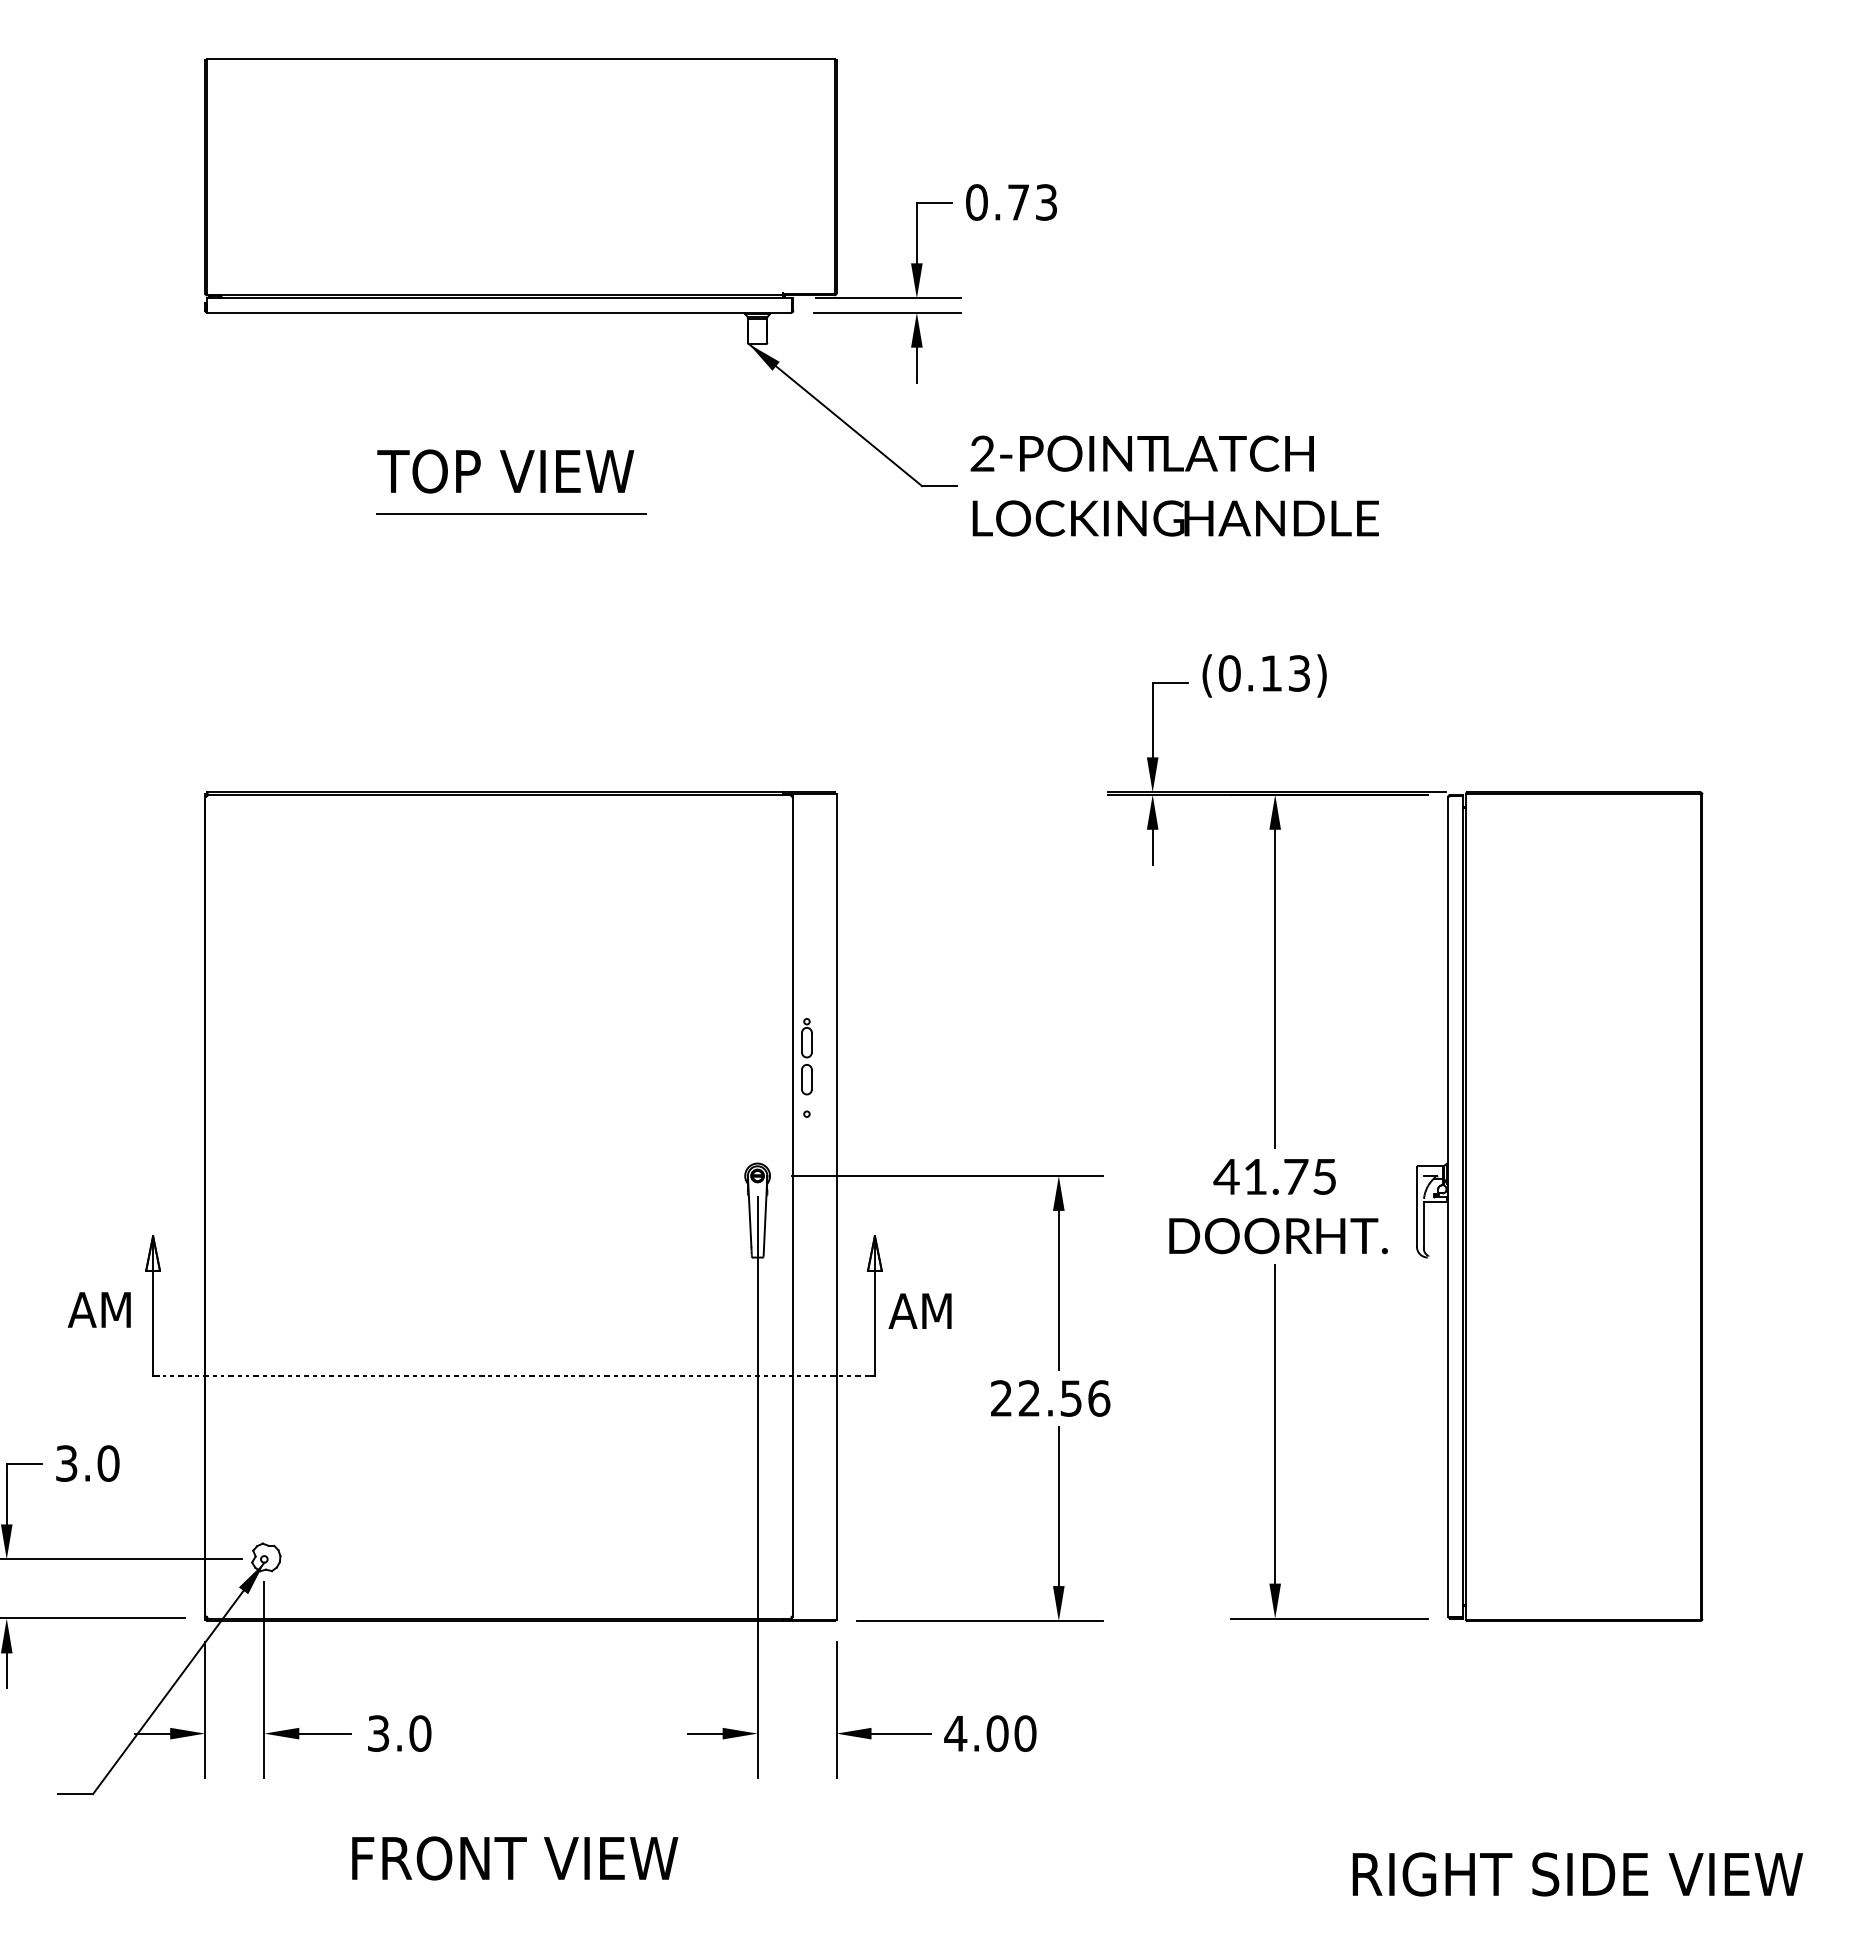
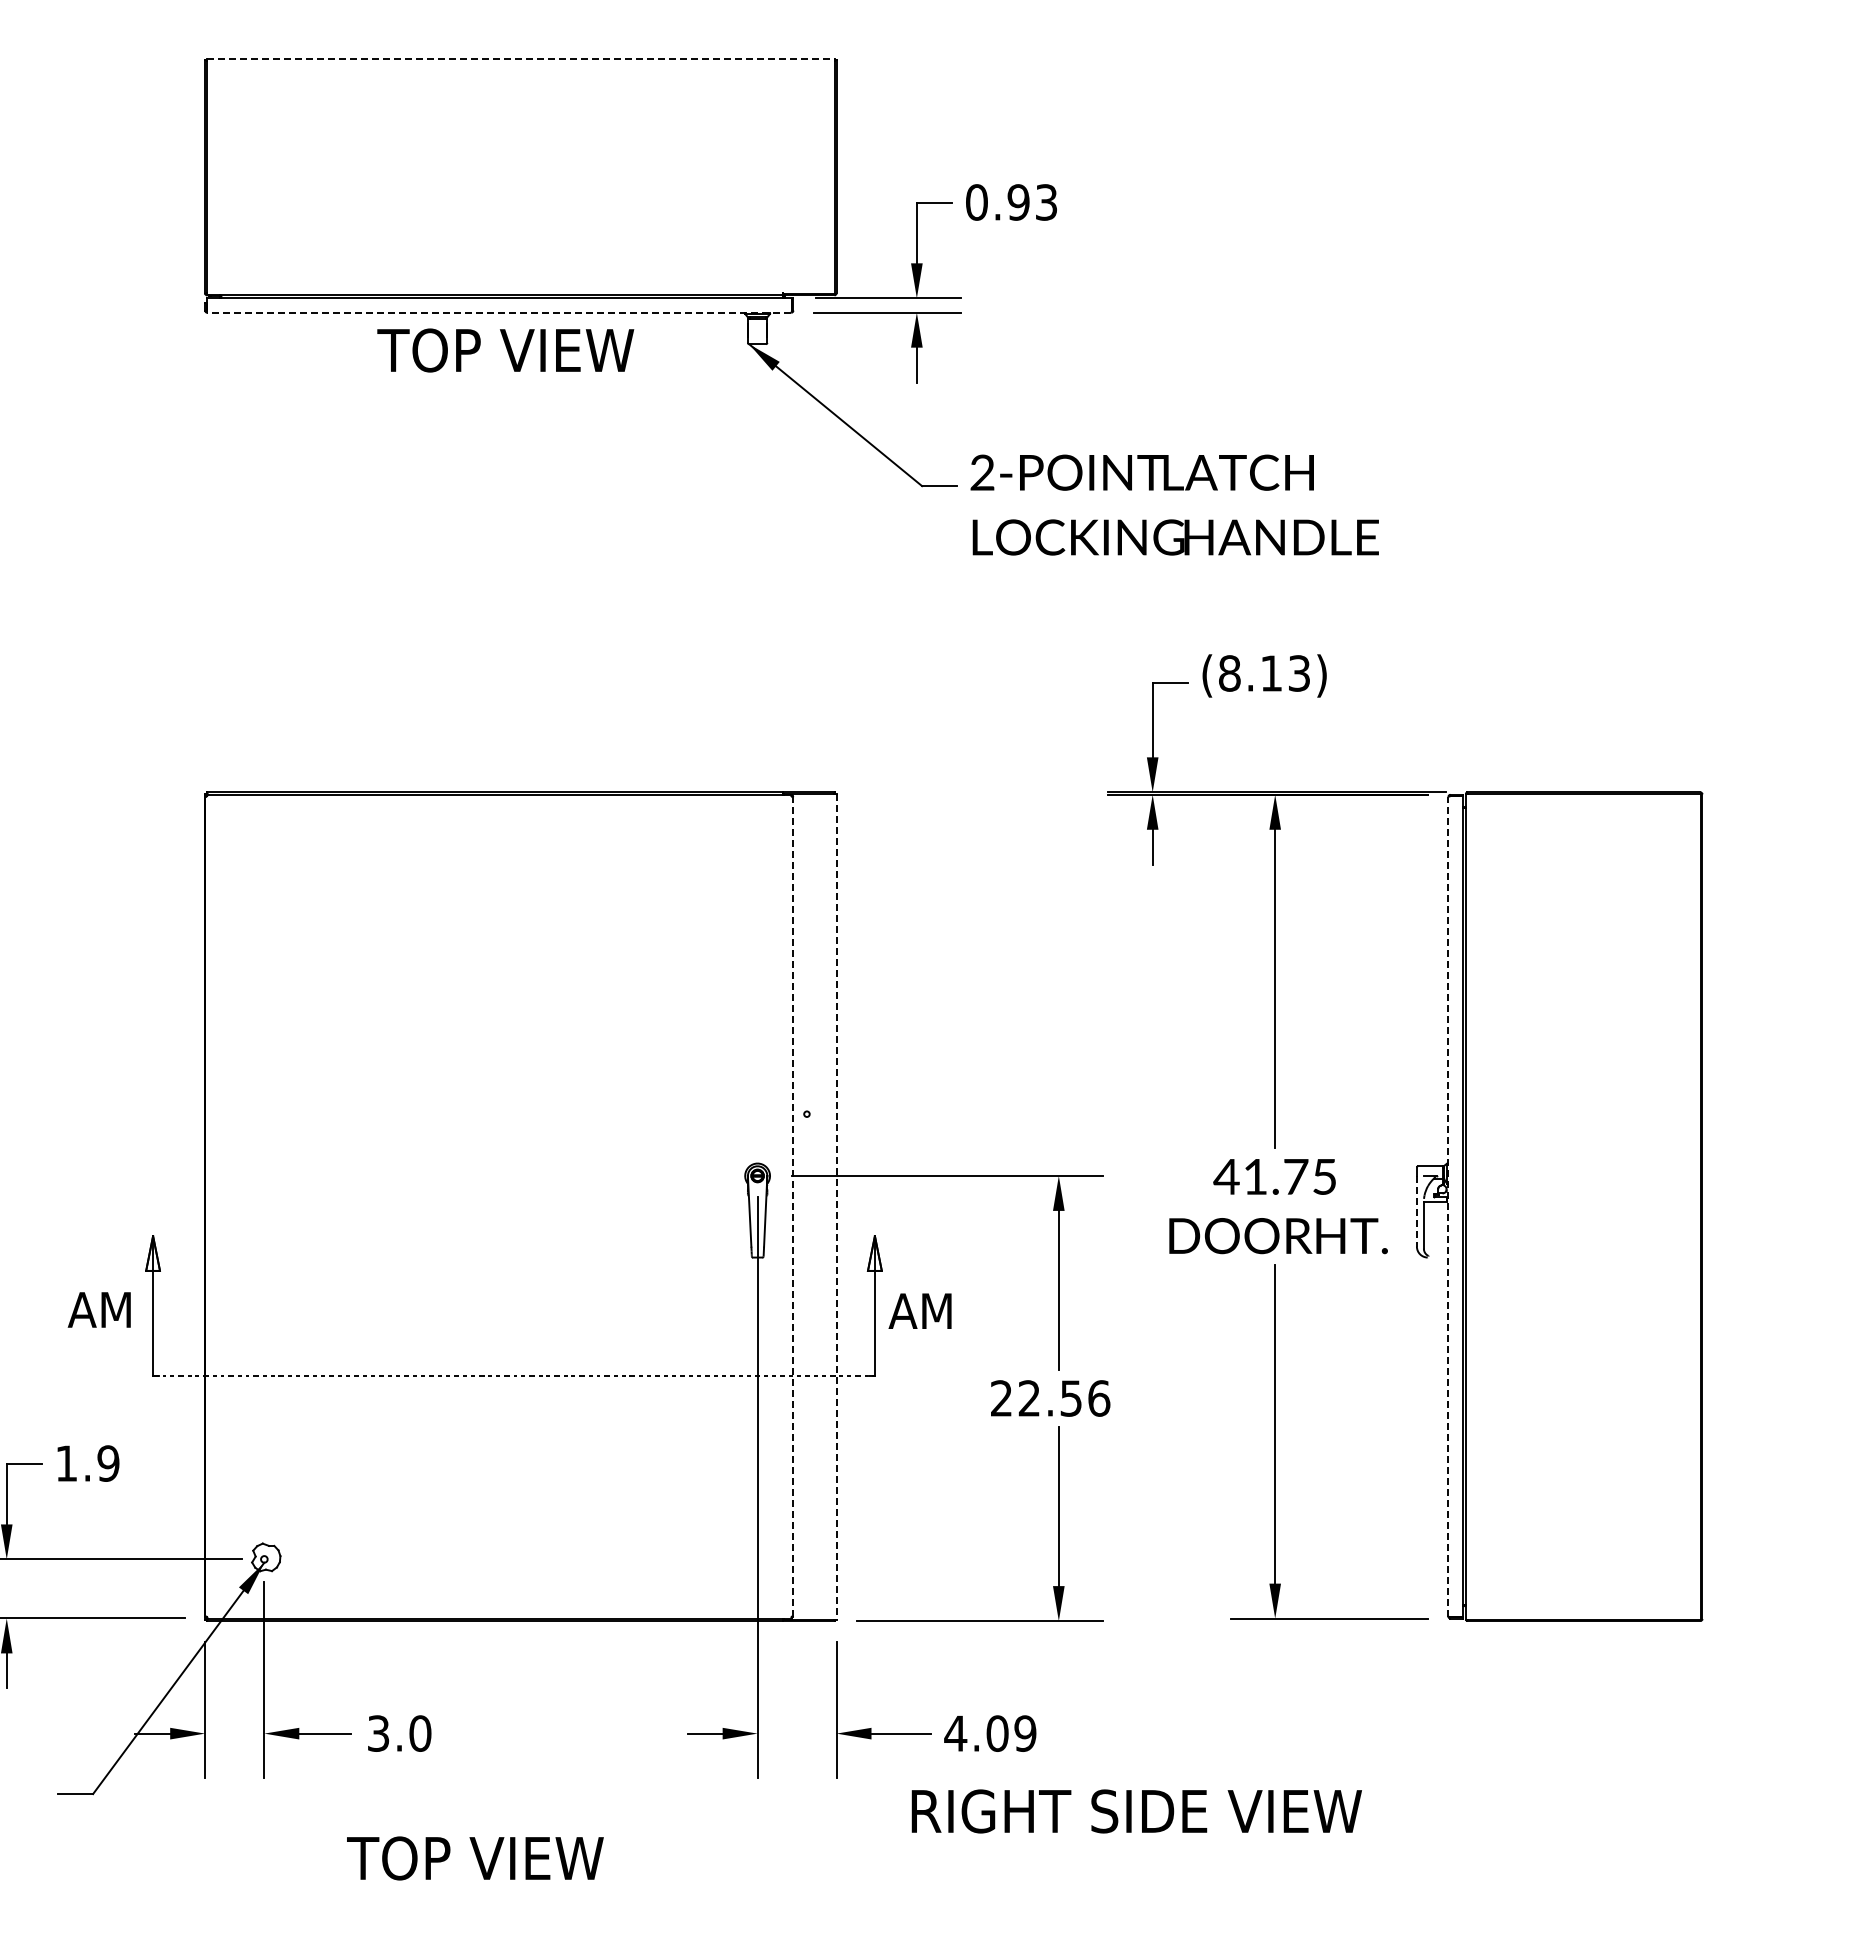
line: solid -> dashed (521, 58)
text: 0.73 -> 0.93 (1018, 202)
line: solid -> dashed (498, 312)
text position: (505, 471) -> (505, 350) (505, 350)
text position: (1174, 485) -> (1174, 504) (1174, 504)
line: present -> none (511, 513)
text: (0.13) -> (8.13) (1229, 673)
part: present -> none (806, 1056)
line: solid -> dashed (836, 1206)
line: solid -> dashed (1448, 1206)
line: solid -> dashed (793, 1207)
line: solid -> dashed (1416, 1212)
text: 3.0 -> 1.9 (87, 1463)
text: 4.00 -> 4.09 (1025, 1733)
text: FRONT VIEW -> TOP VIEW (512, 1858)
text position: (1577, 1874) -> (1136, 1811) (1136, 1811)
